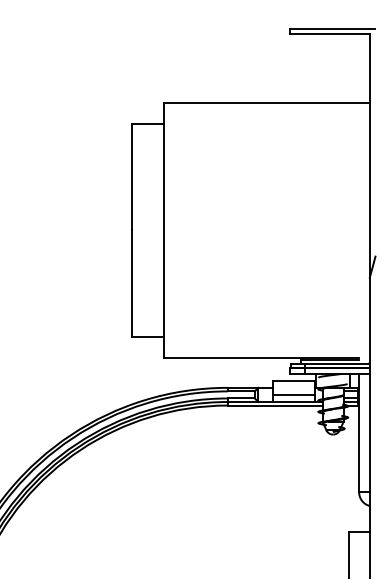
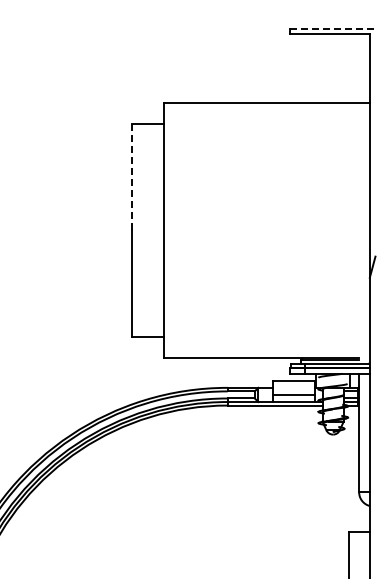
line: solid -> dashed (332, 28)
line: solid -> dashed (132, 176)
